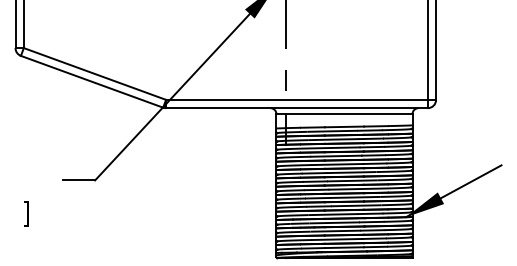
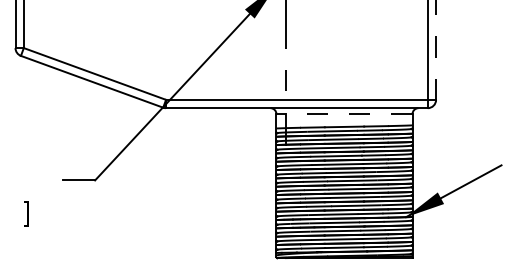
line: solid -> dashed (436, 49)
line: solid -> dashed (344, 114)
